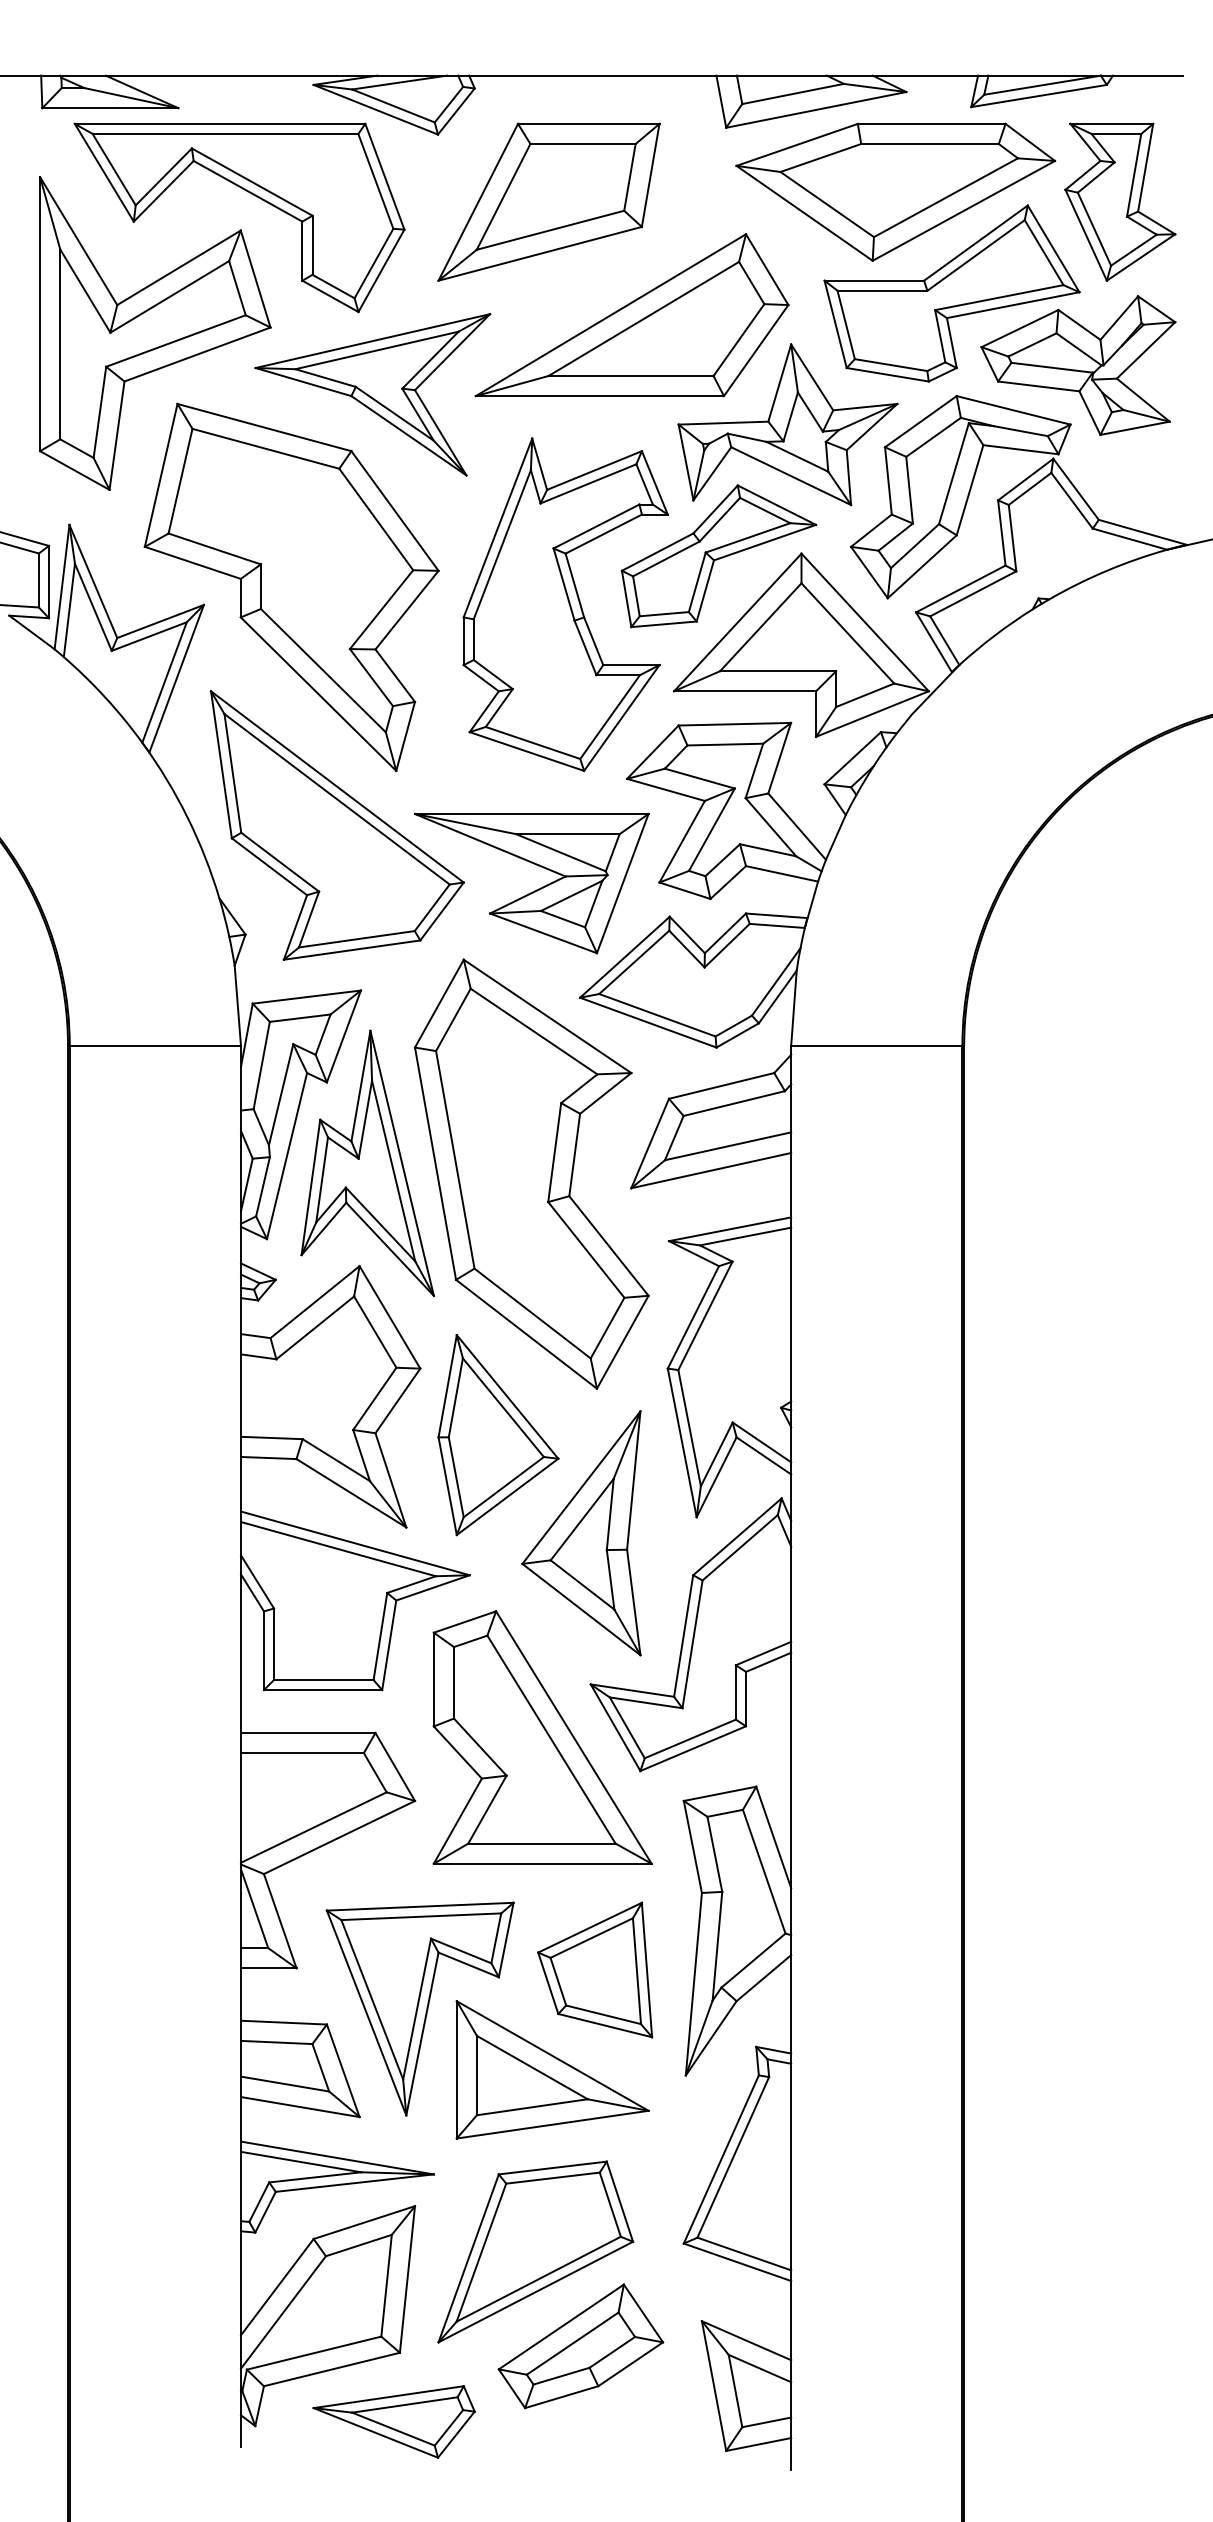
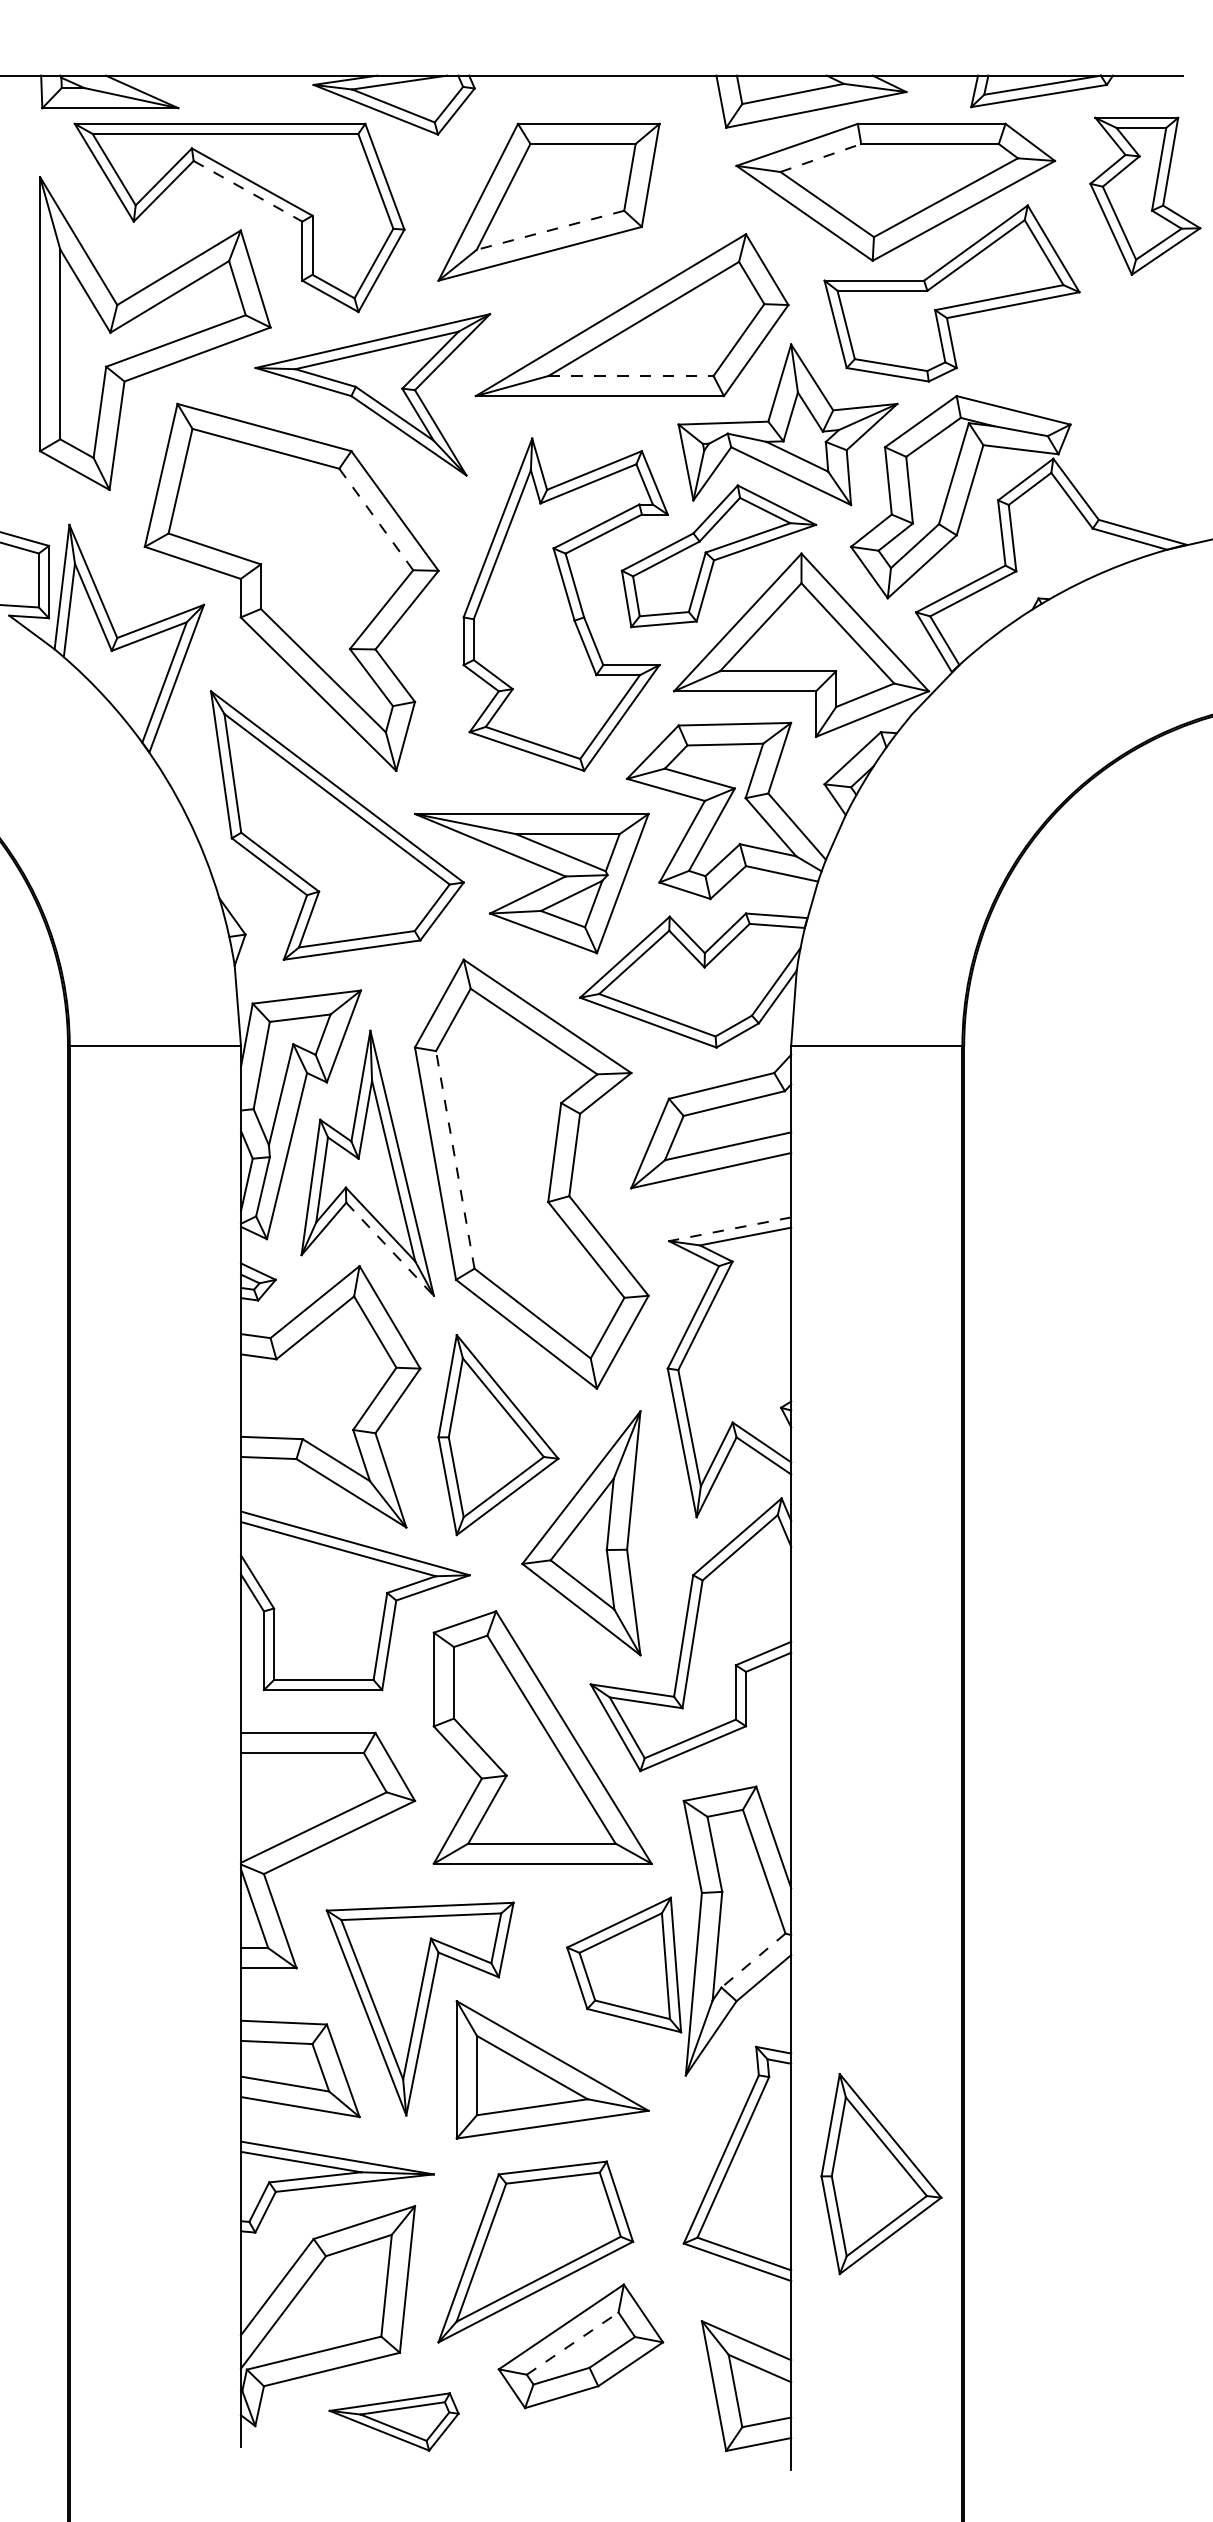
line: solid -> dashed (820, 158)
line: solid -> dashed (248, 191)
part position: (1120, 201) -> (1145, 195) (1145, 195)
line: solid -> dashed (550, 230)
part: present -> none (1078, 365)
line: solid -> dashed (631, 375)
line: solid -> dashed (376, 519)
line: solid -> dashed (455, 1159)
line: solid -> dashed (729, 1229)
line: solid -> dashed (390, 1249)
line: solid -> dashed (753, 1960)
part position: (595, 1969) -> (624, 1964) (624, 1964)
part: none -> present (881, 2174)
line: solid -> dashed (573, 2343)
part size: 164x74 px -> 132x60 px (393, 2421)
